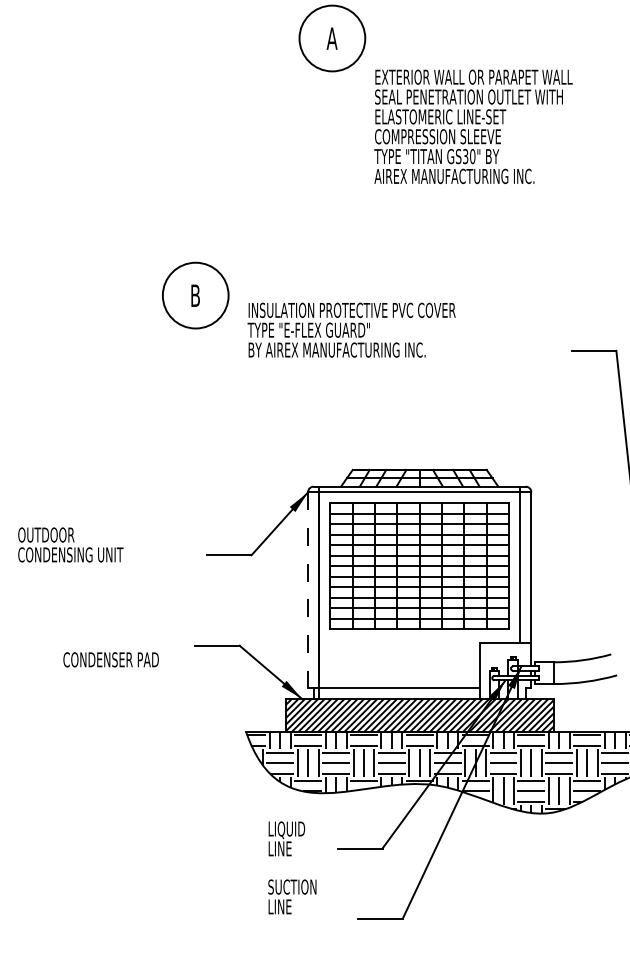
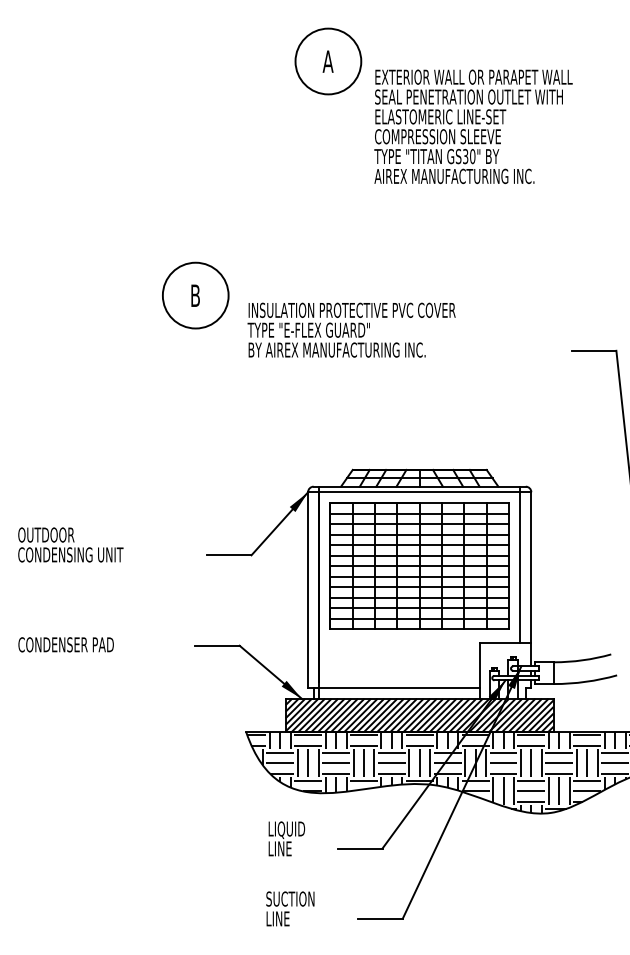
part position: (332, 38) -> (328, 61) (328, 61)
line: dashed -> solid (308, 589)
text position: (110, 659) -> (65, 644) (65, 644)
text position: (292, 896) -> (290, 908) (290, 908)
